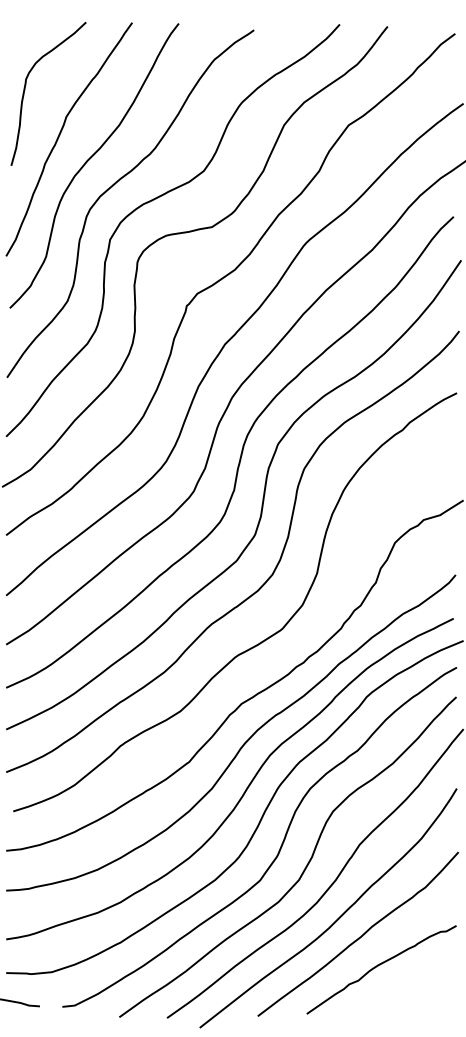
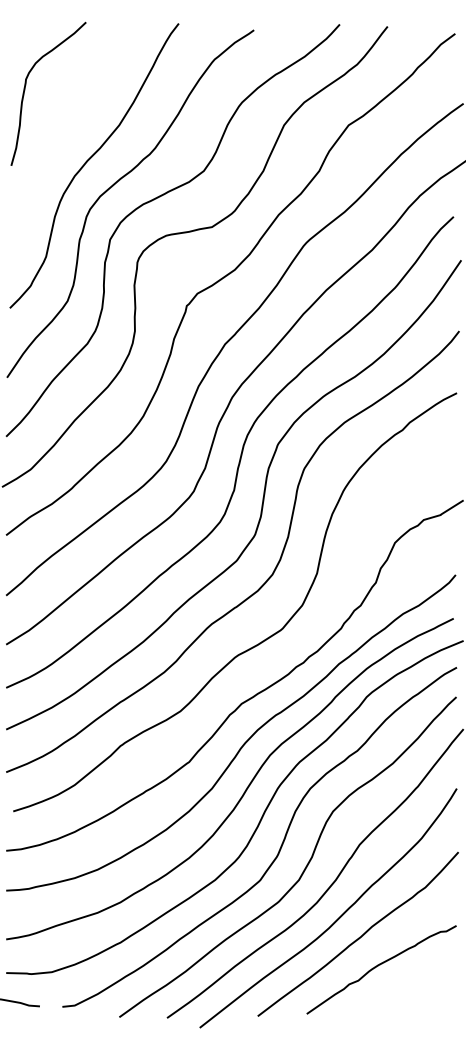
curve: present -> none (60, 135)
